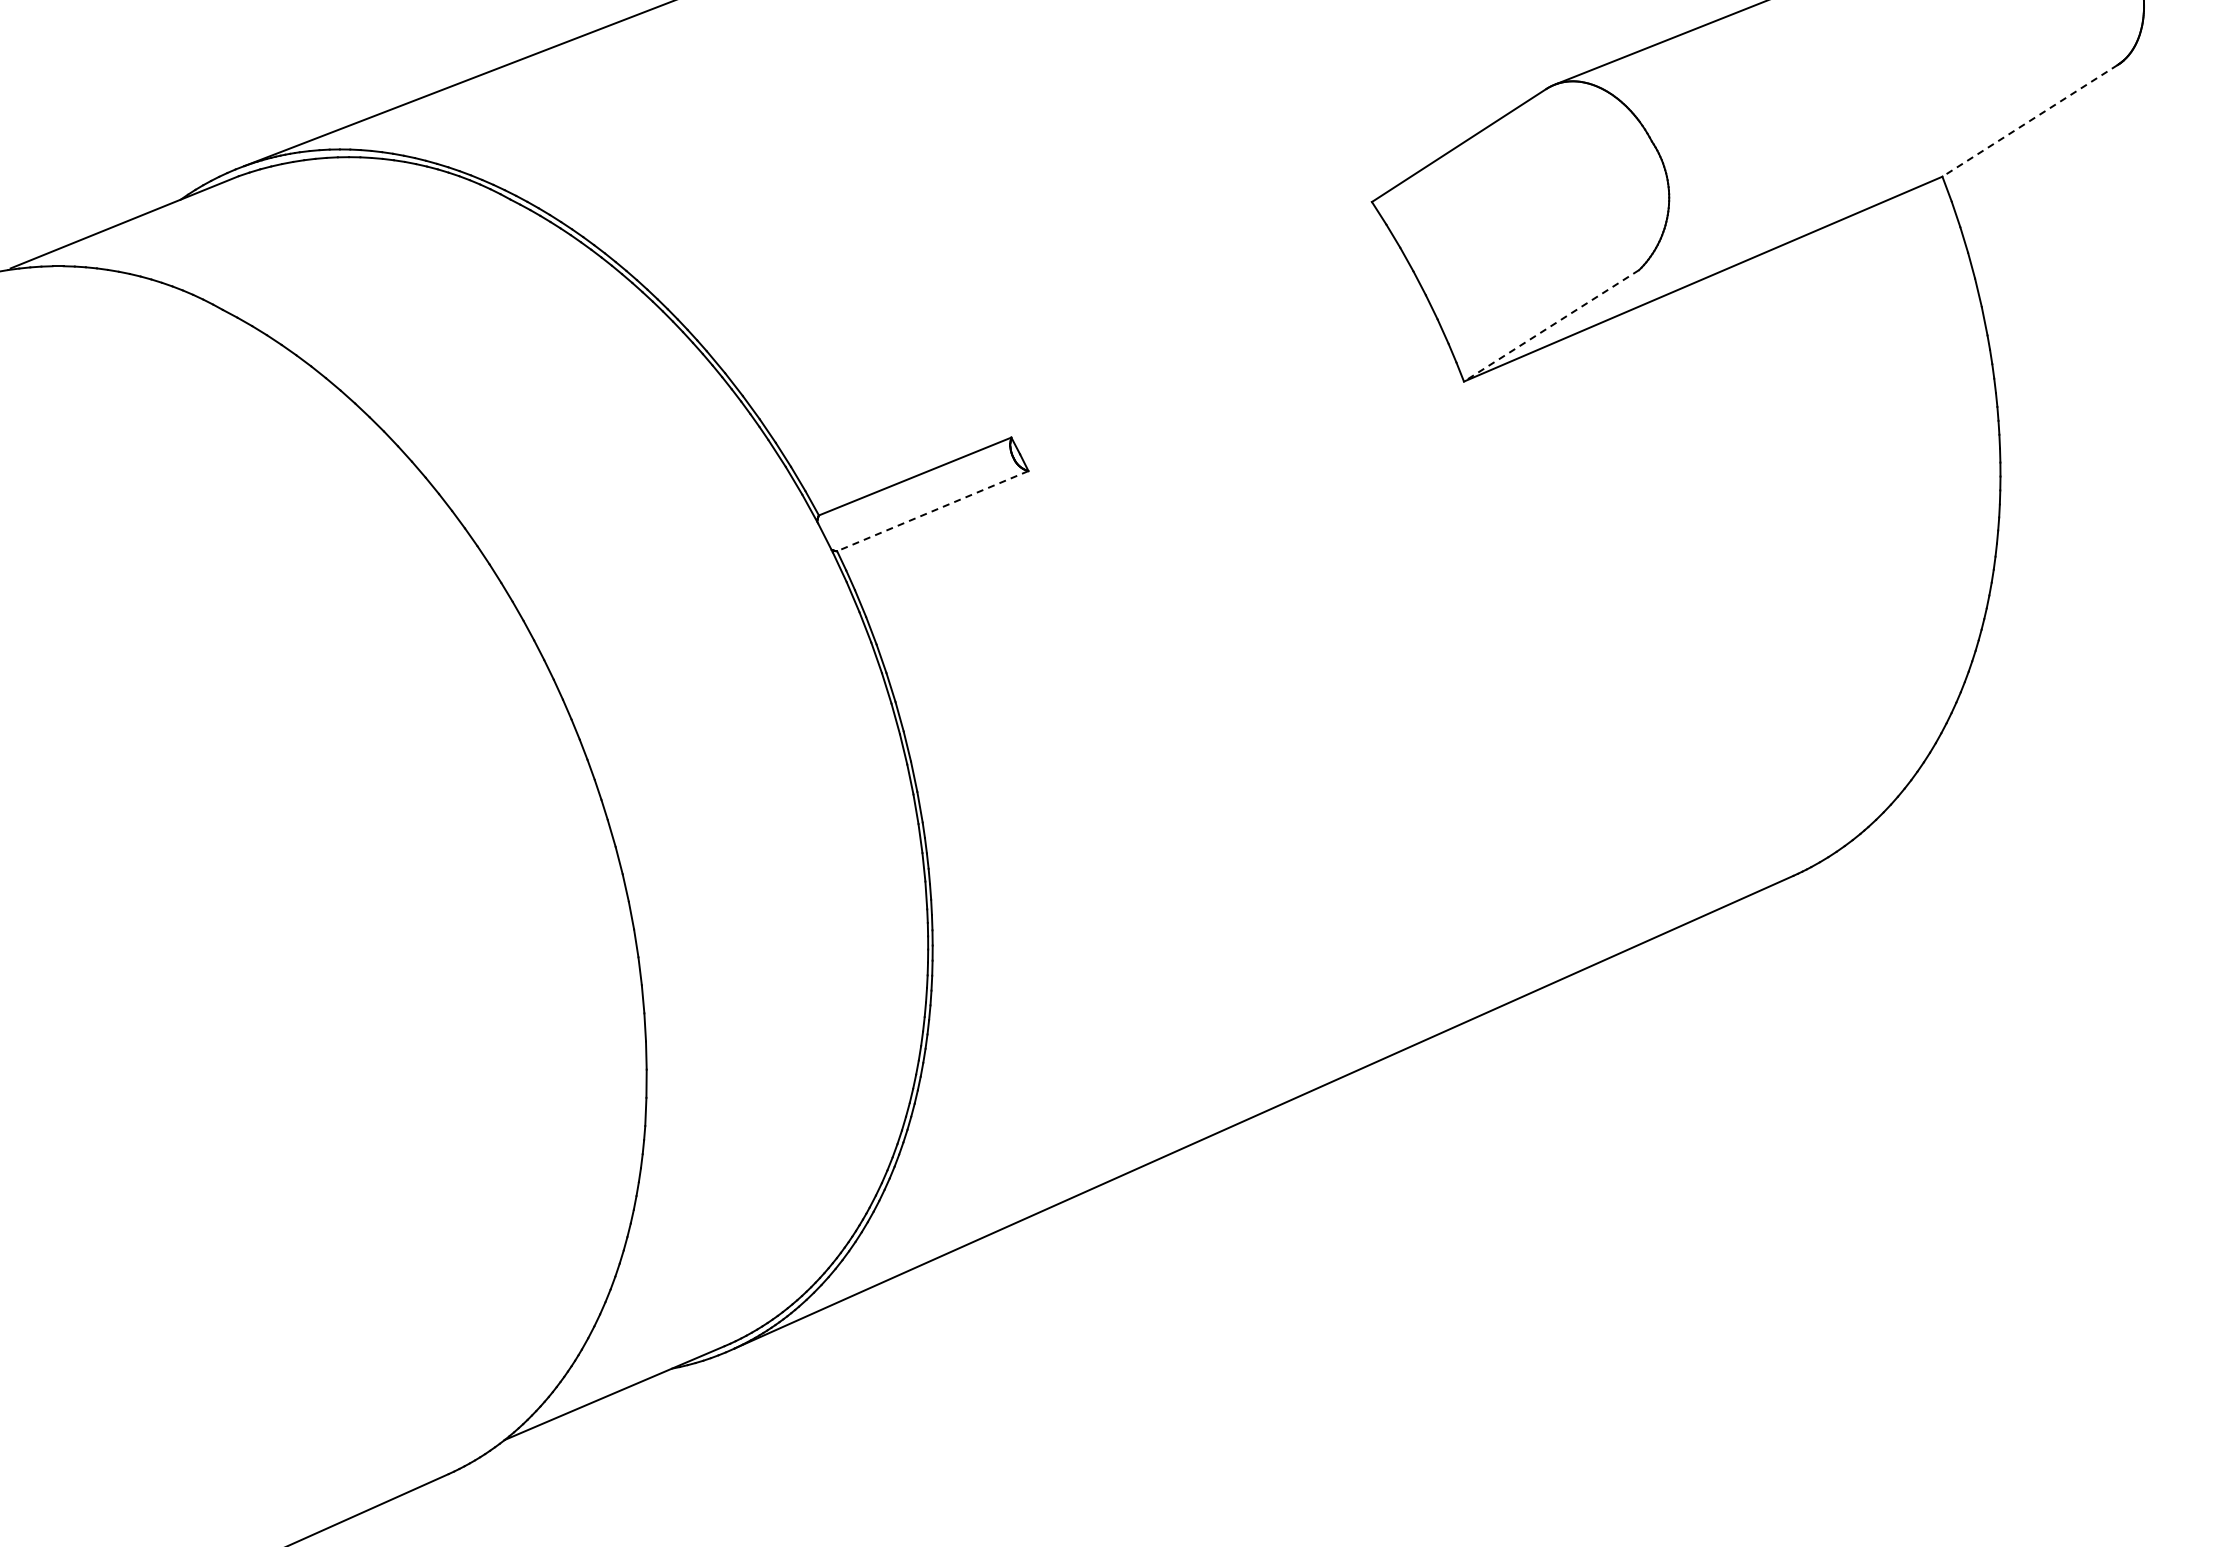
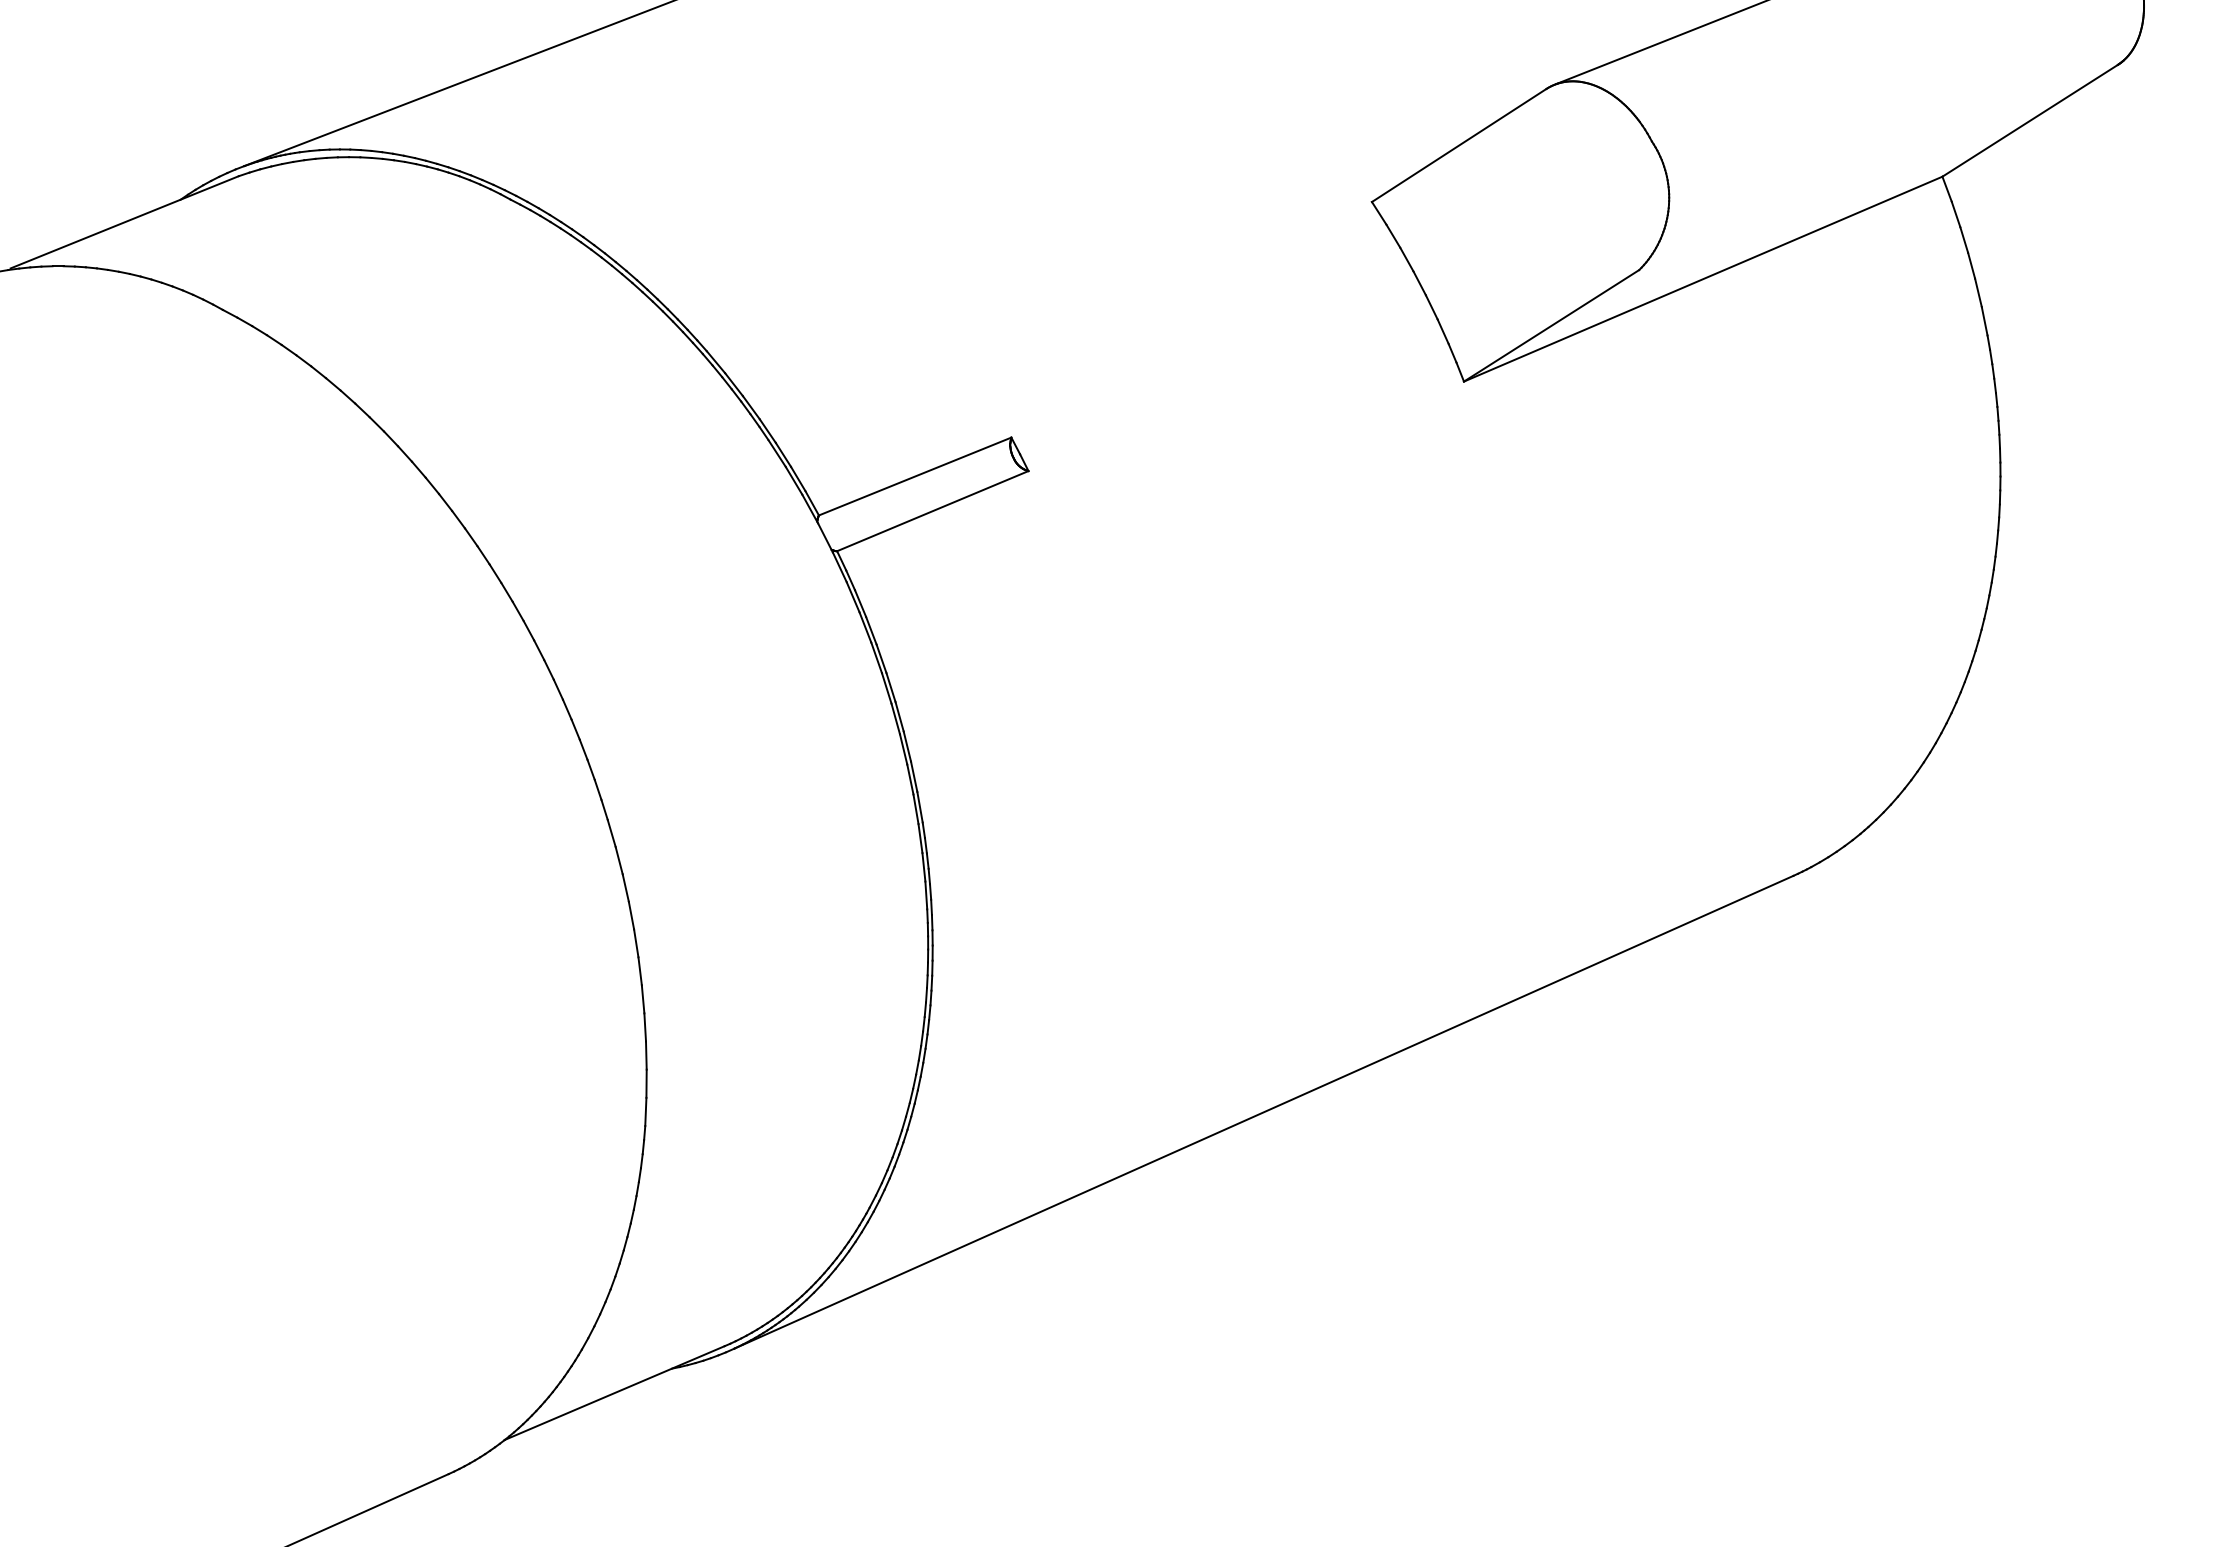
line: dashed -> solid (2030, 120)
line: dashed -> solid (1551, 325)
line: dashed -> solid (932, 511)
